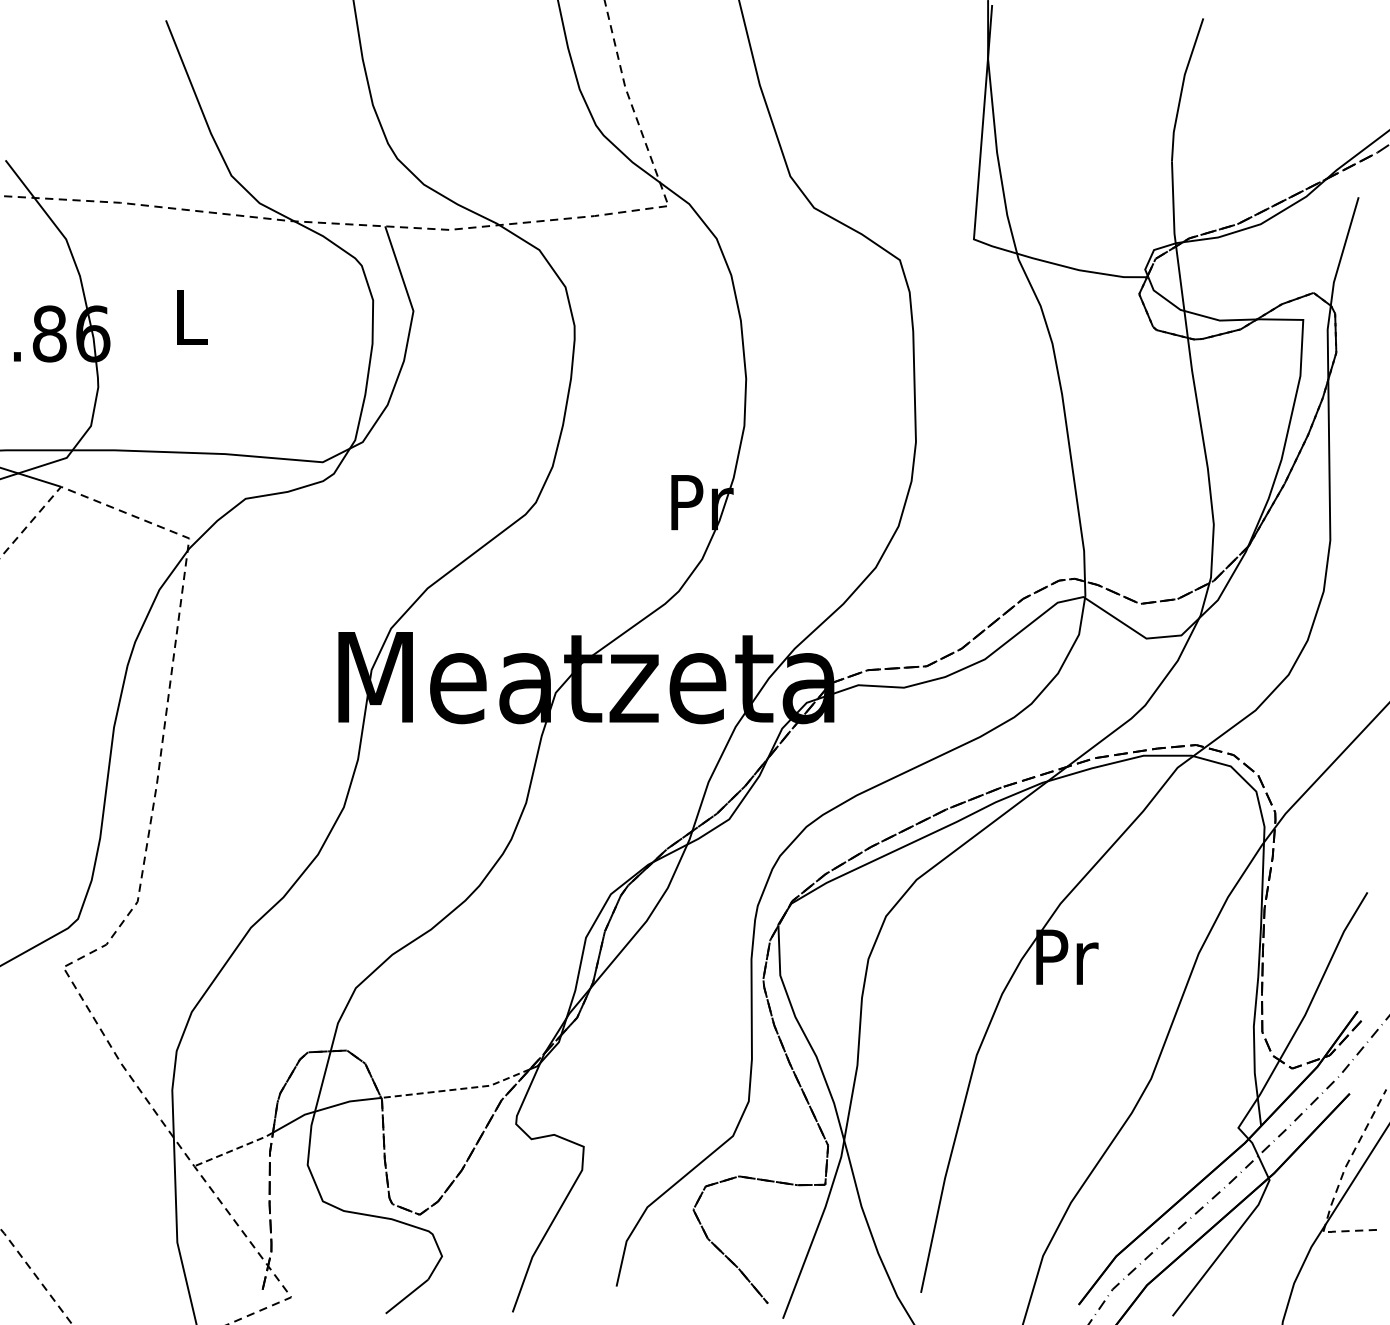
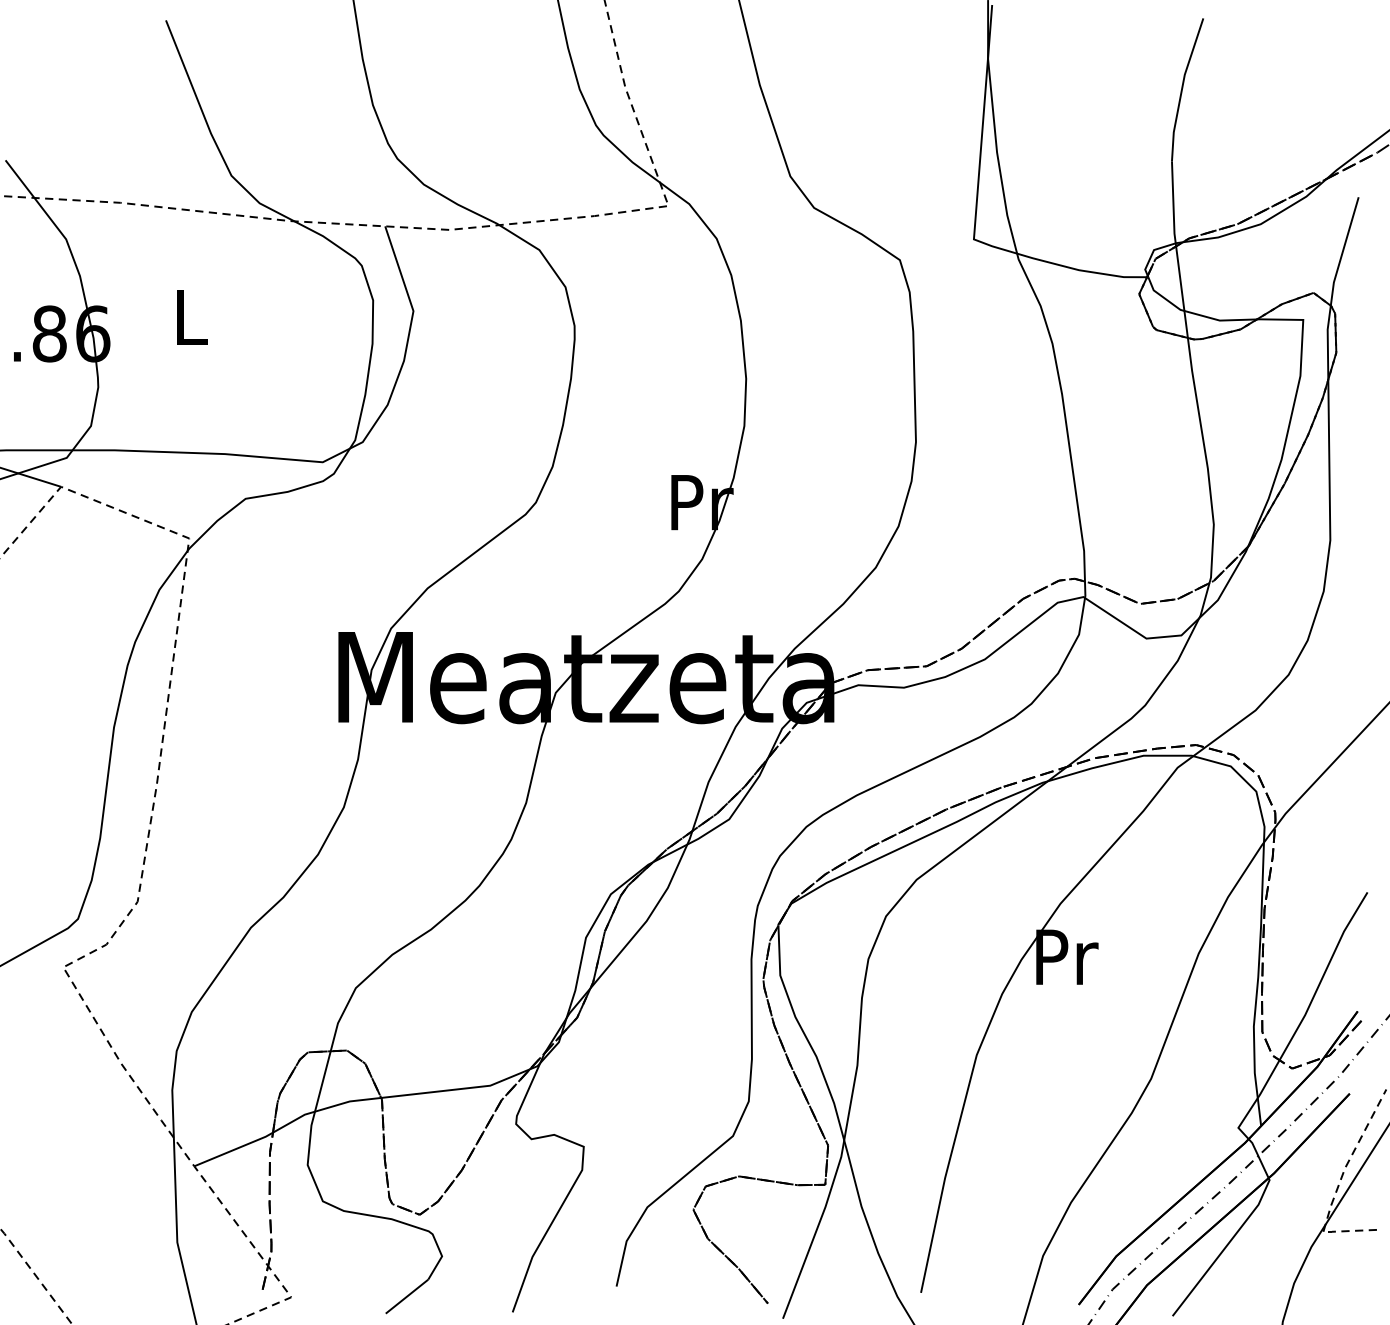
line: dashed -> solid (457, 1089)
line: dashed -> solid (234, 1149)
